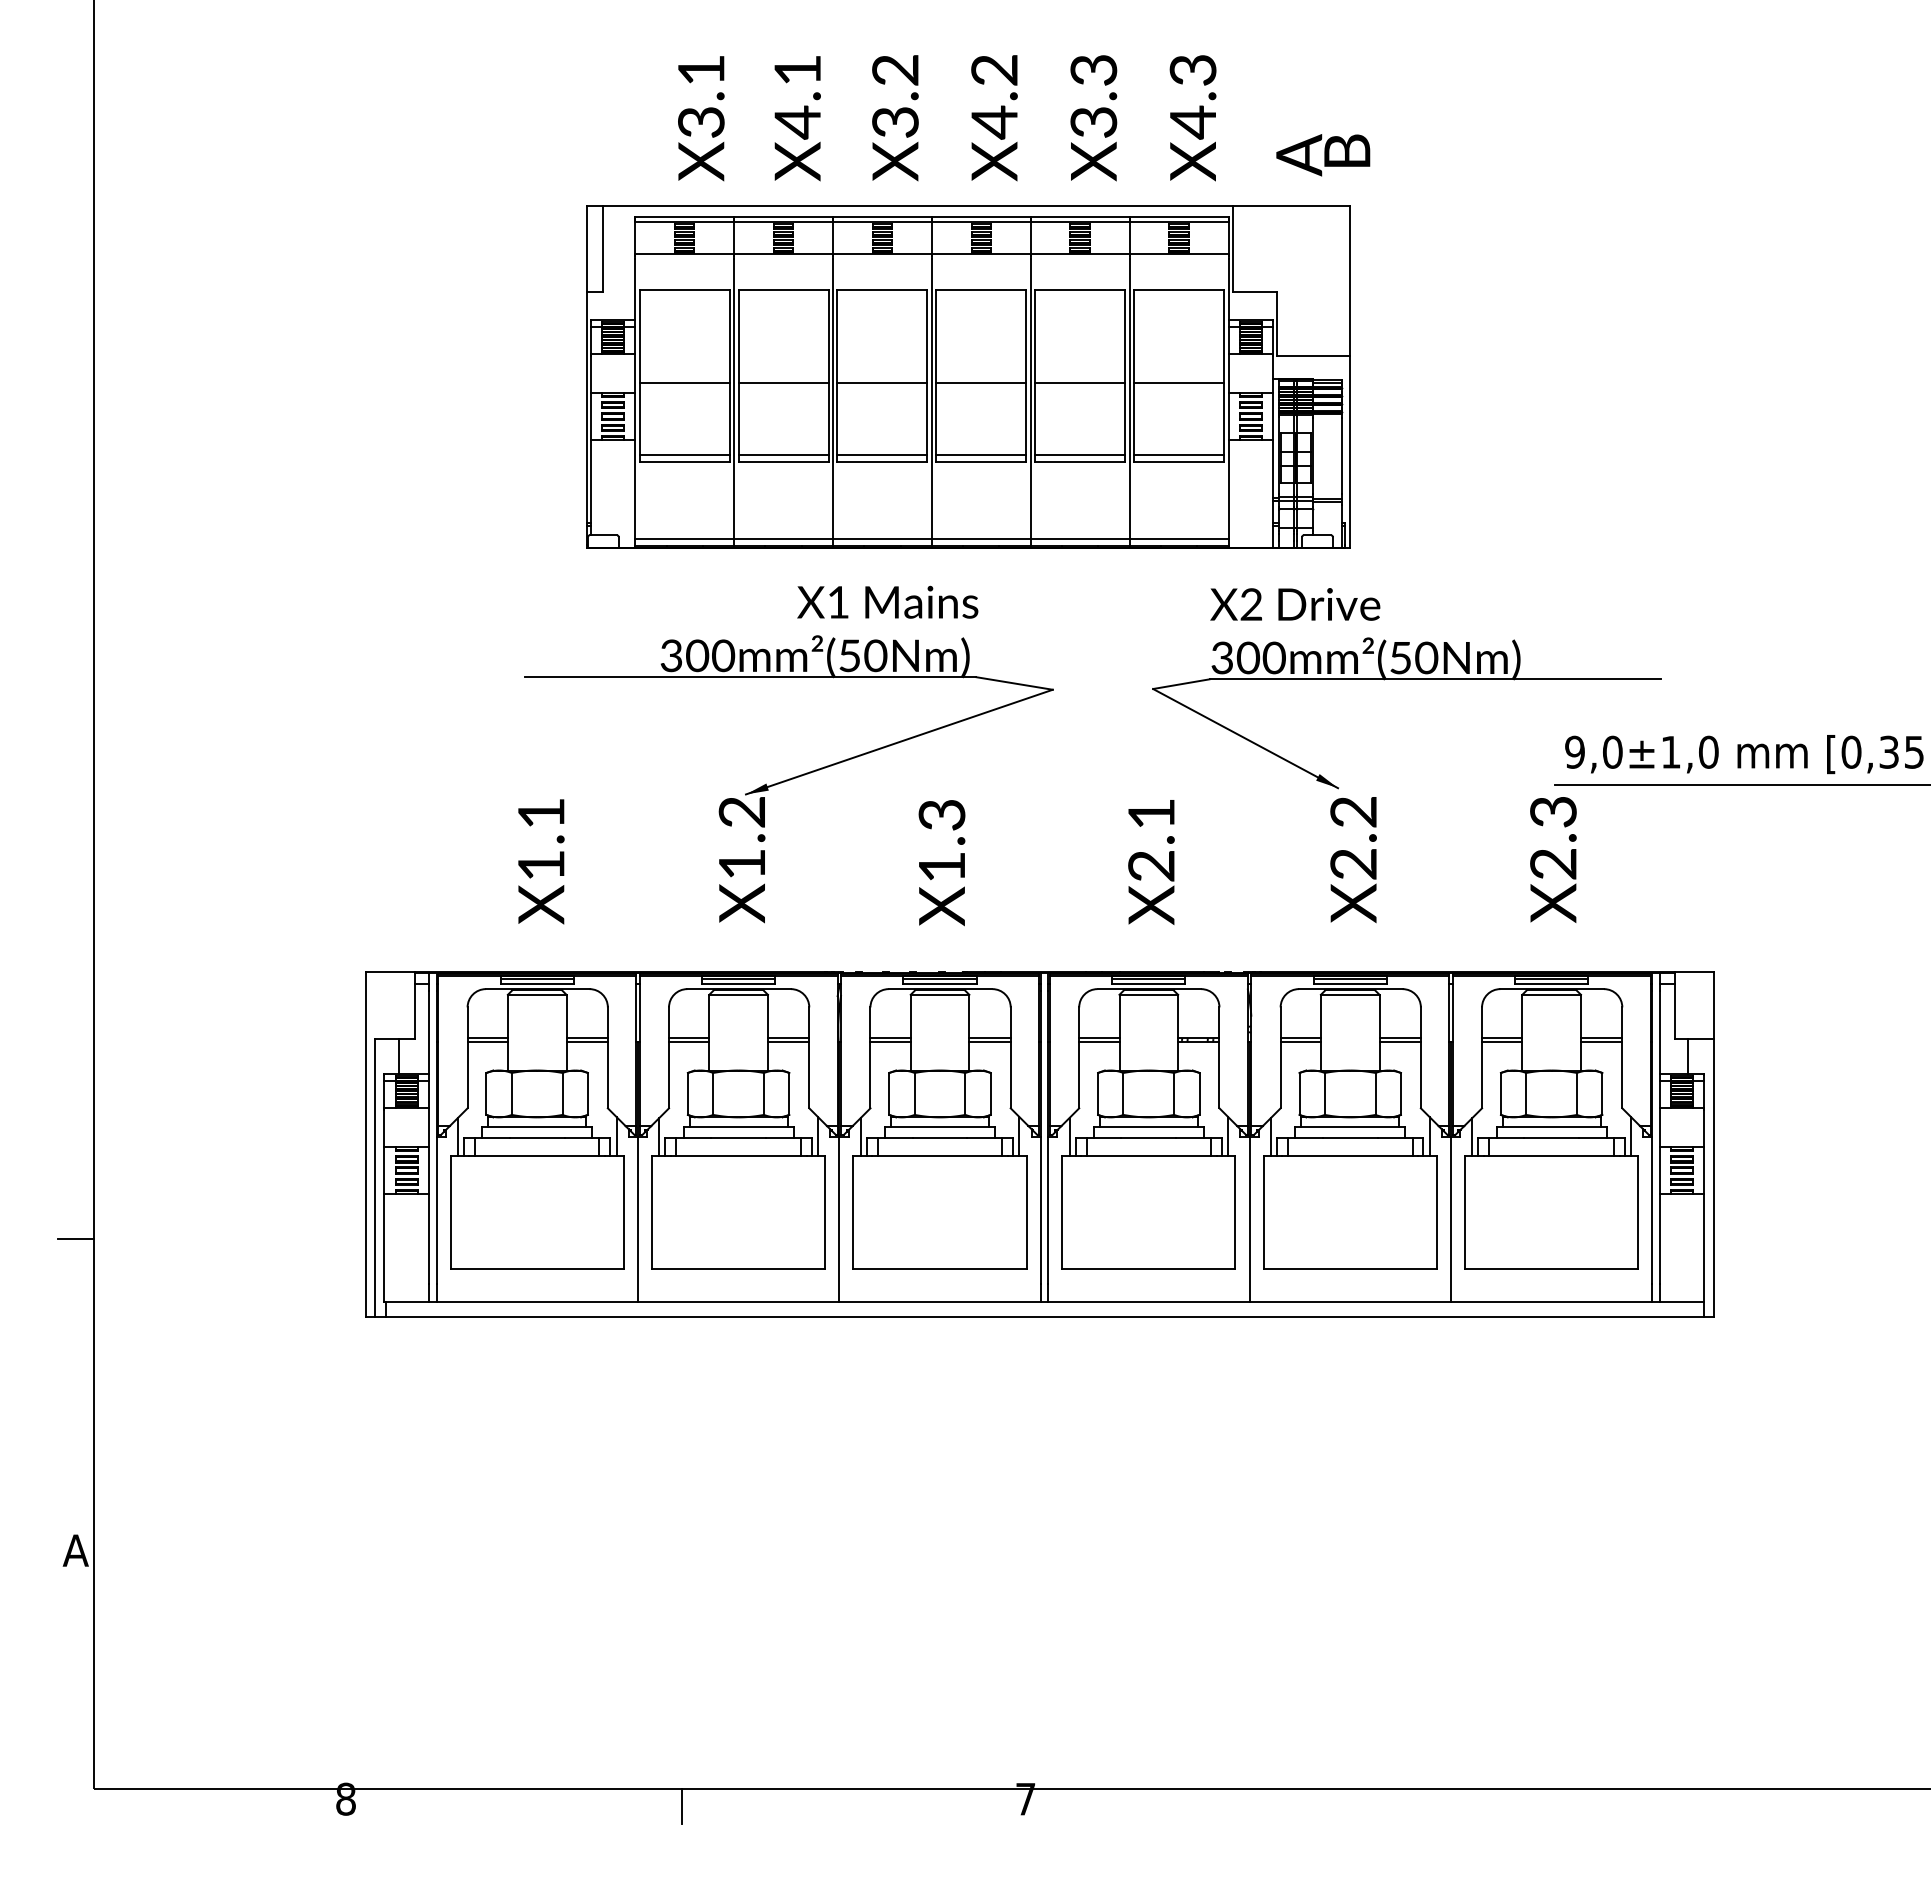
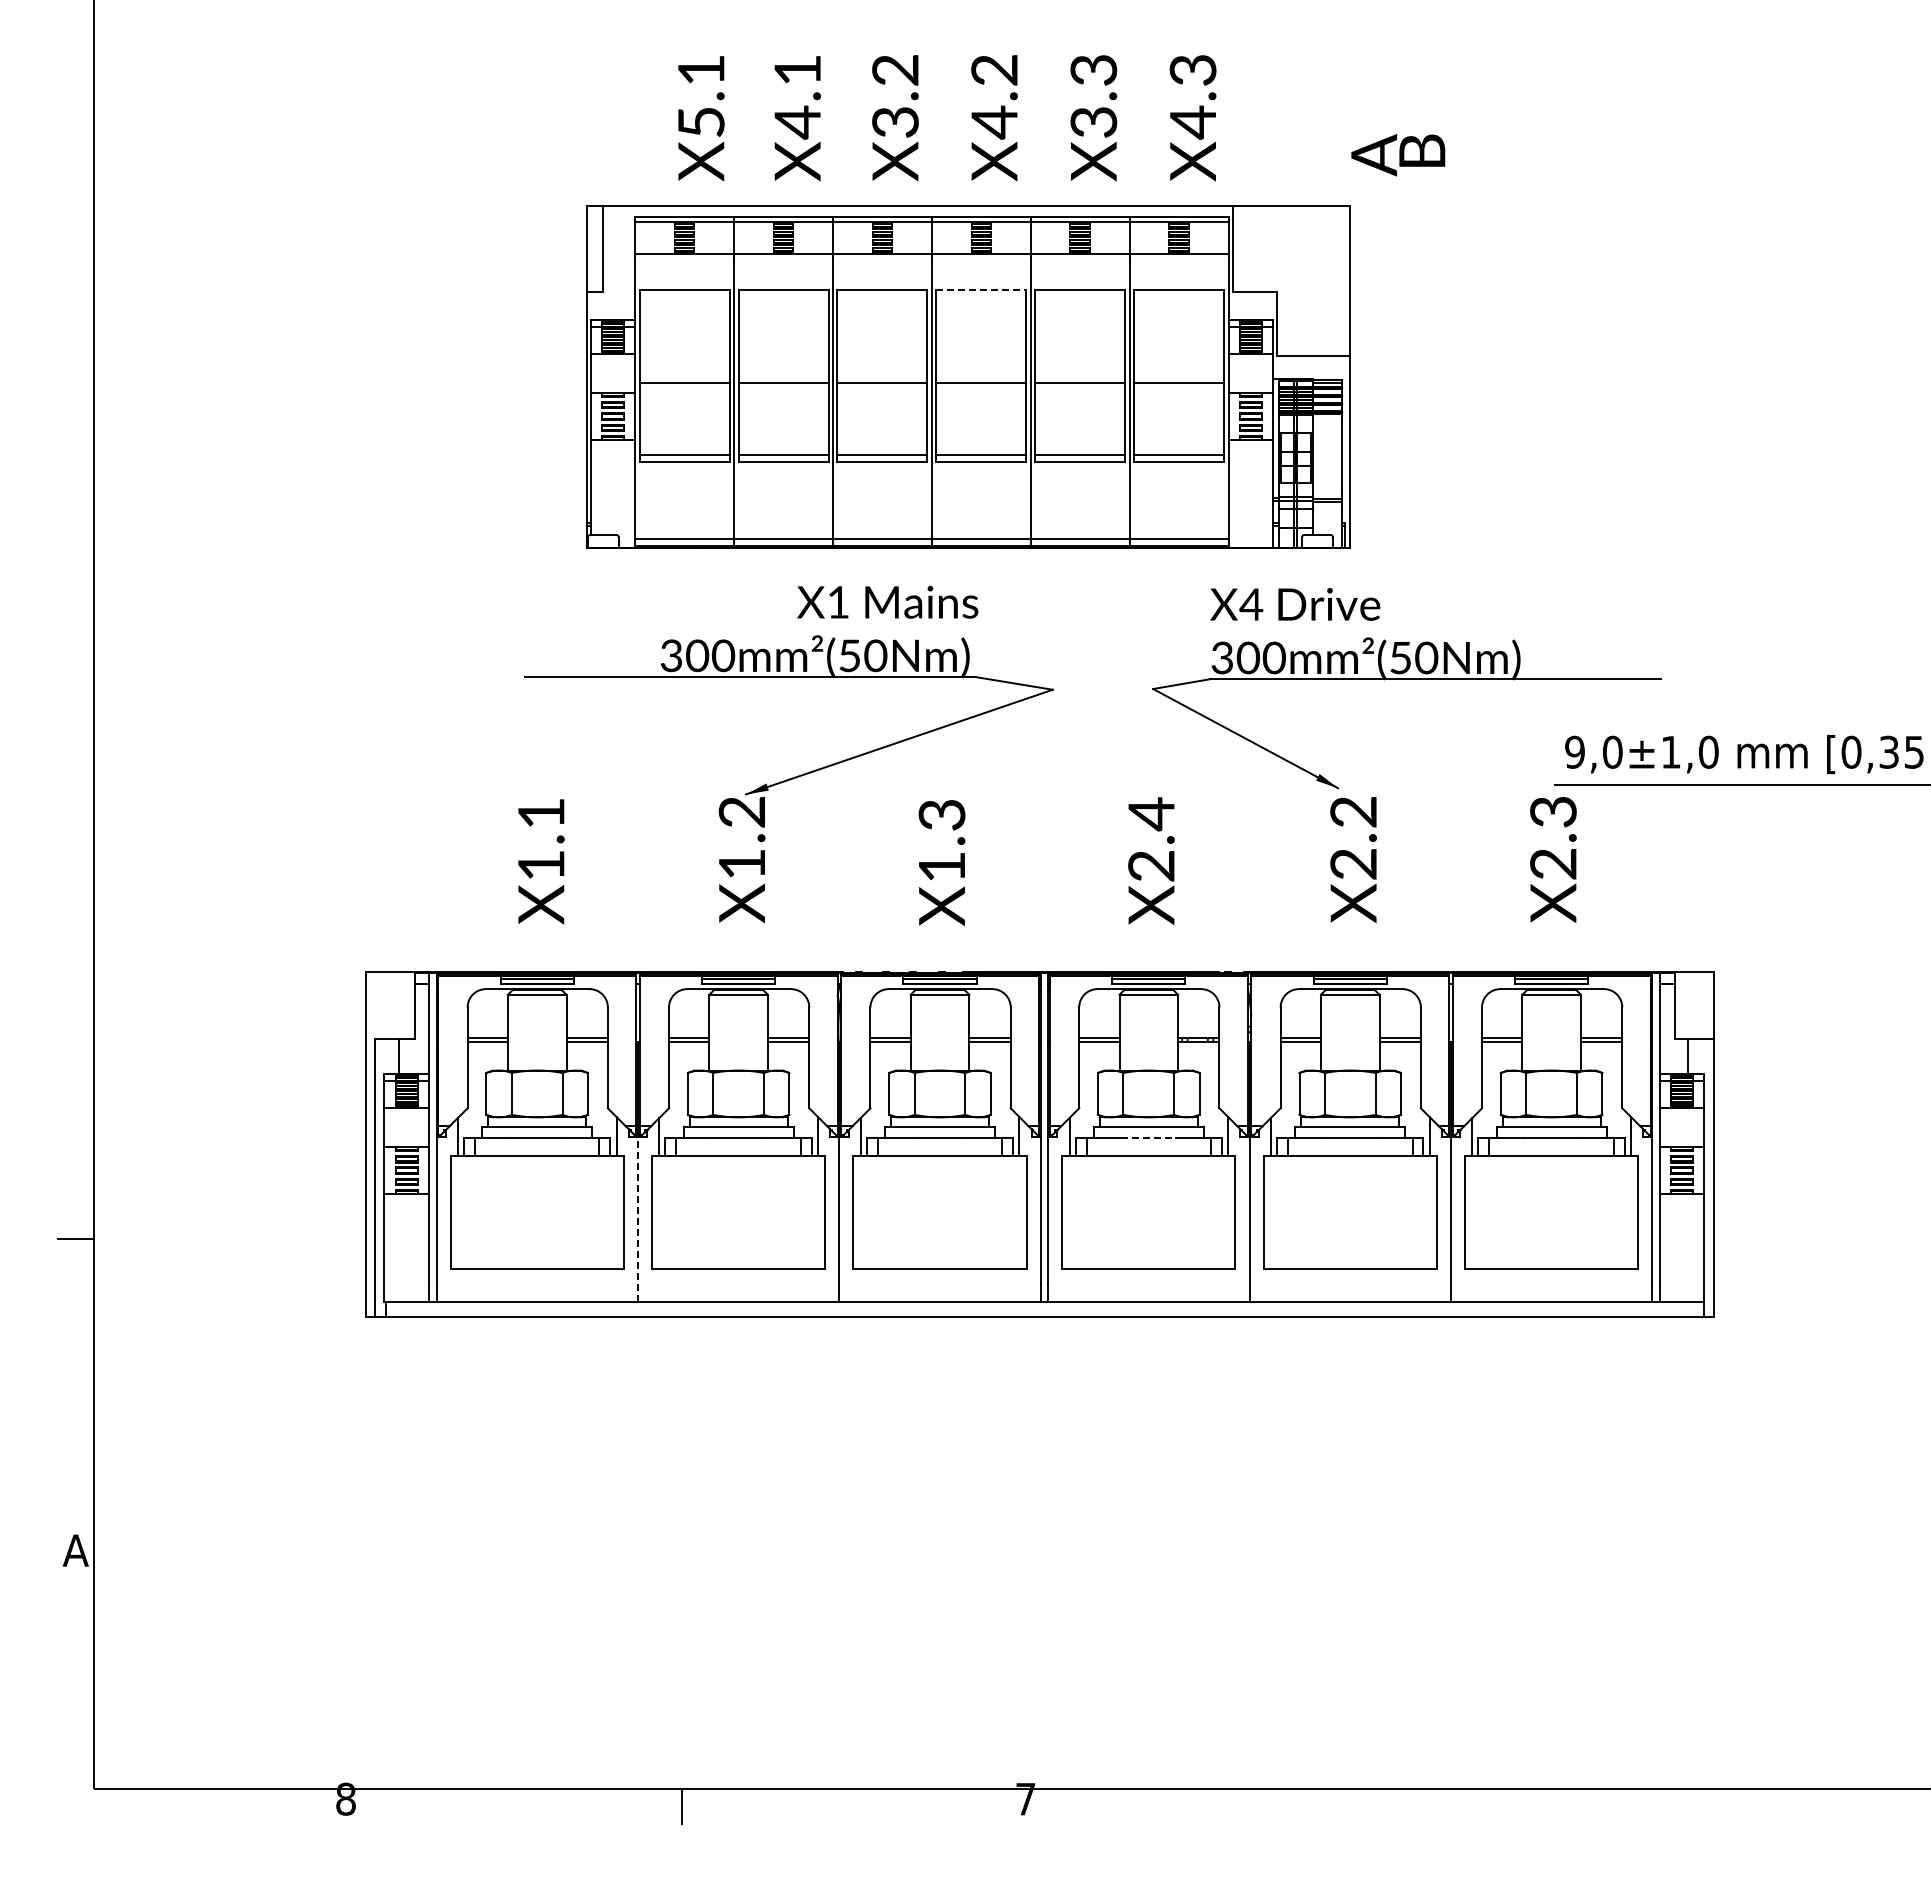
text: X3.1 -> X5.1 (701, 122)
text position: (1323, 155) -> (1398, 155) (1398, 155)
line: solid -> dashed (981, 290)
text: X2 -> X4 (1251, 604)
text: X2.1 -> X2.4 (1151, 814)
line: solid -> dashed (1149, 1137)
line: solid -> dashed (637, 1219)
